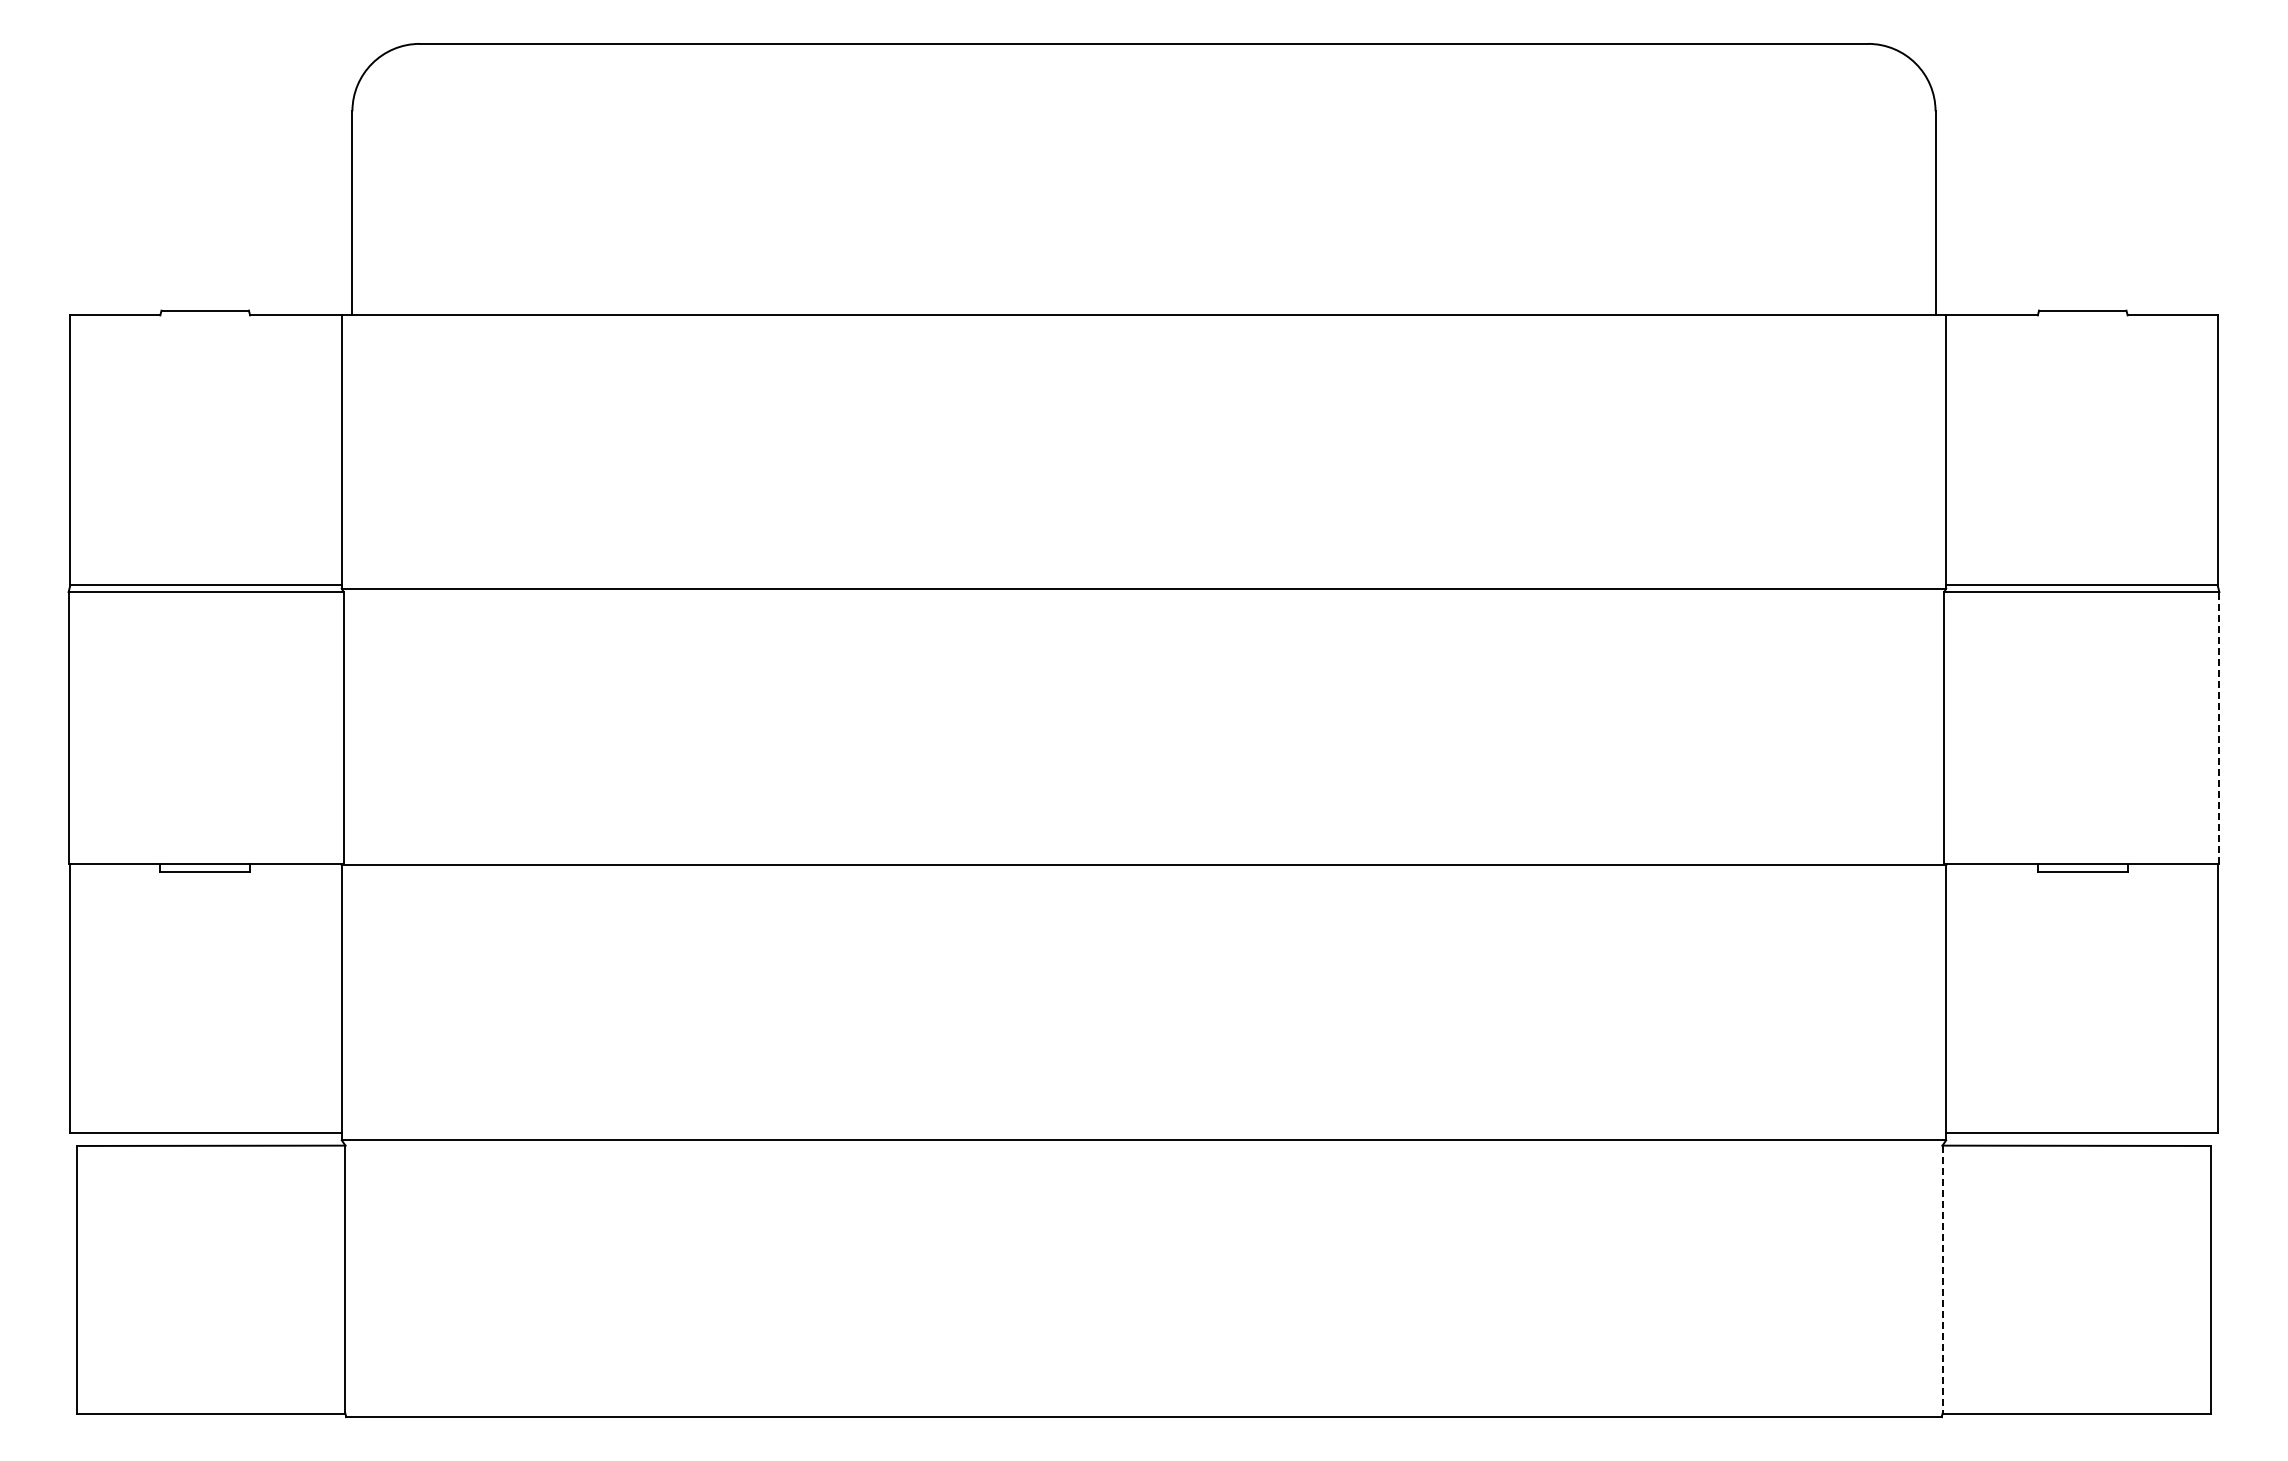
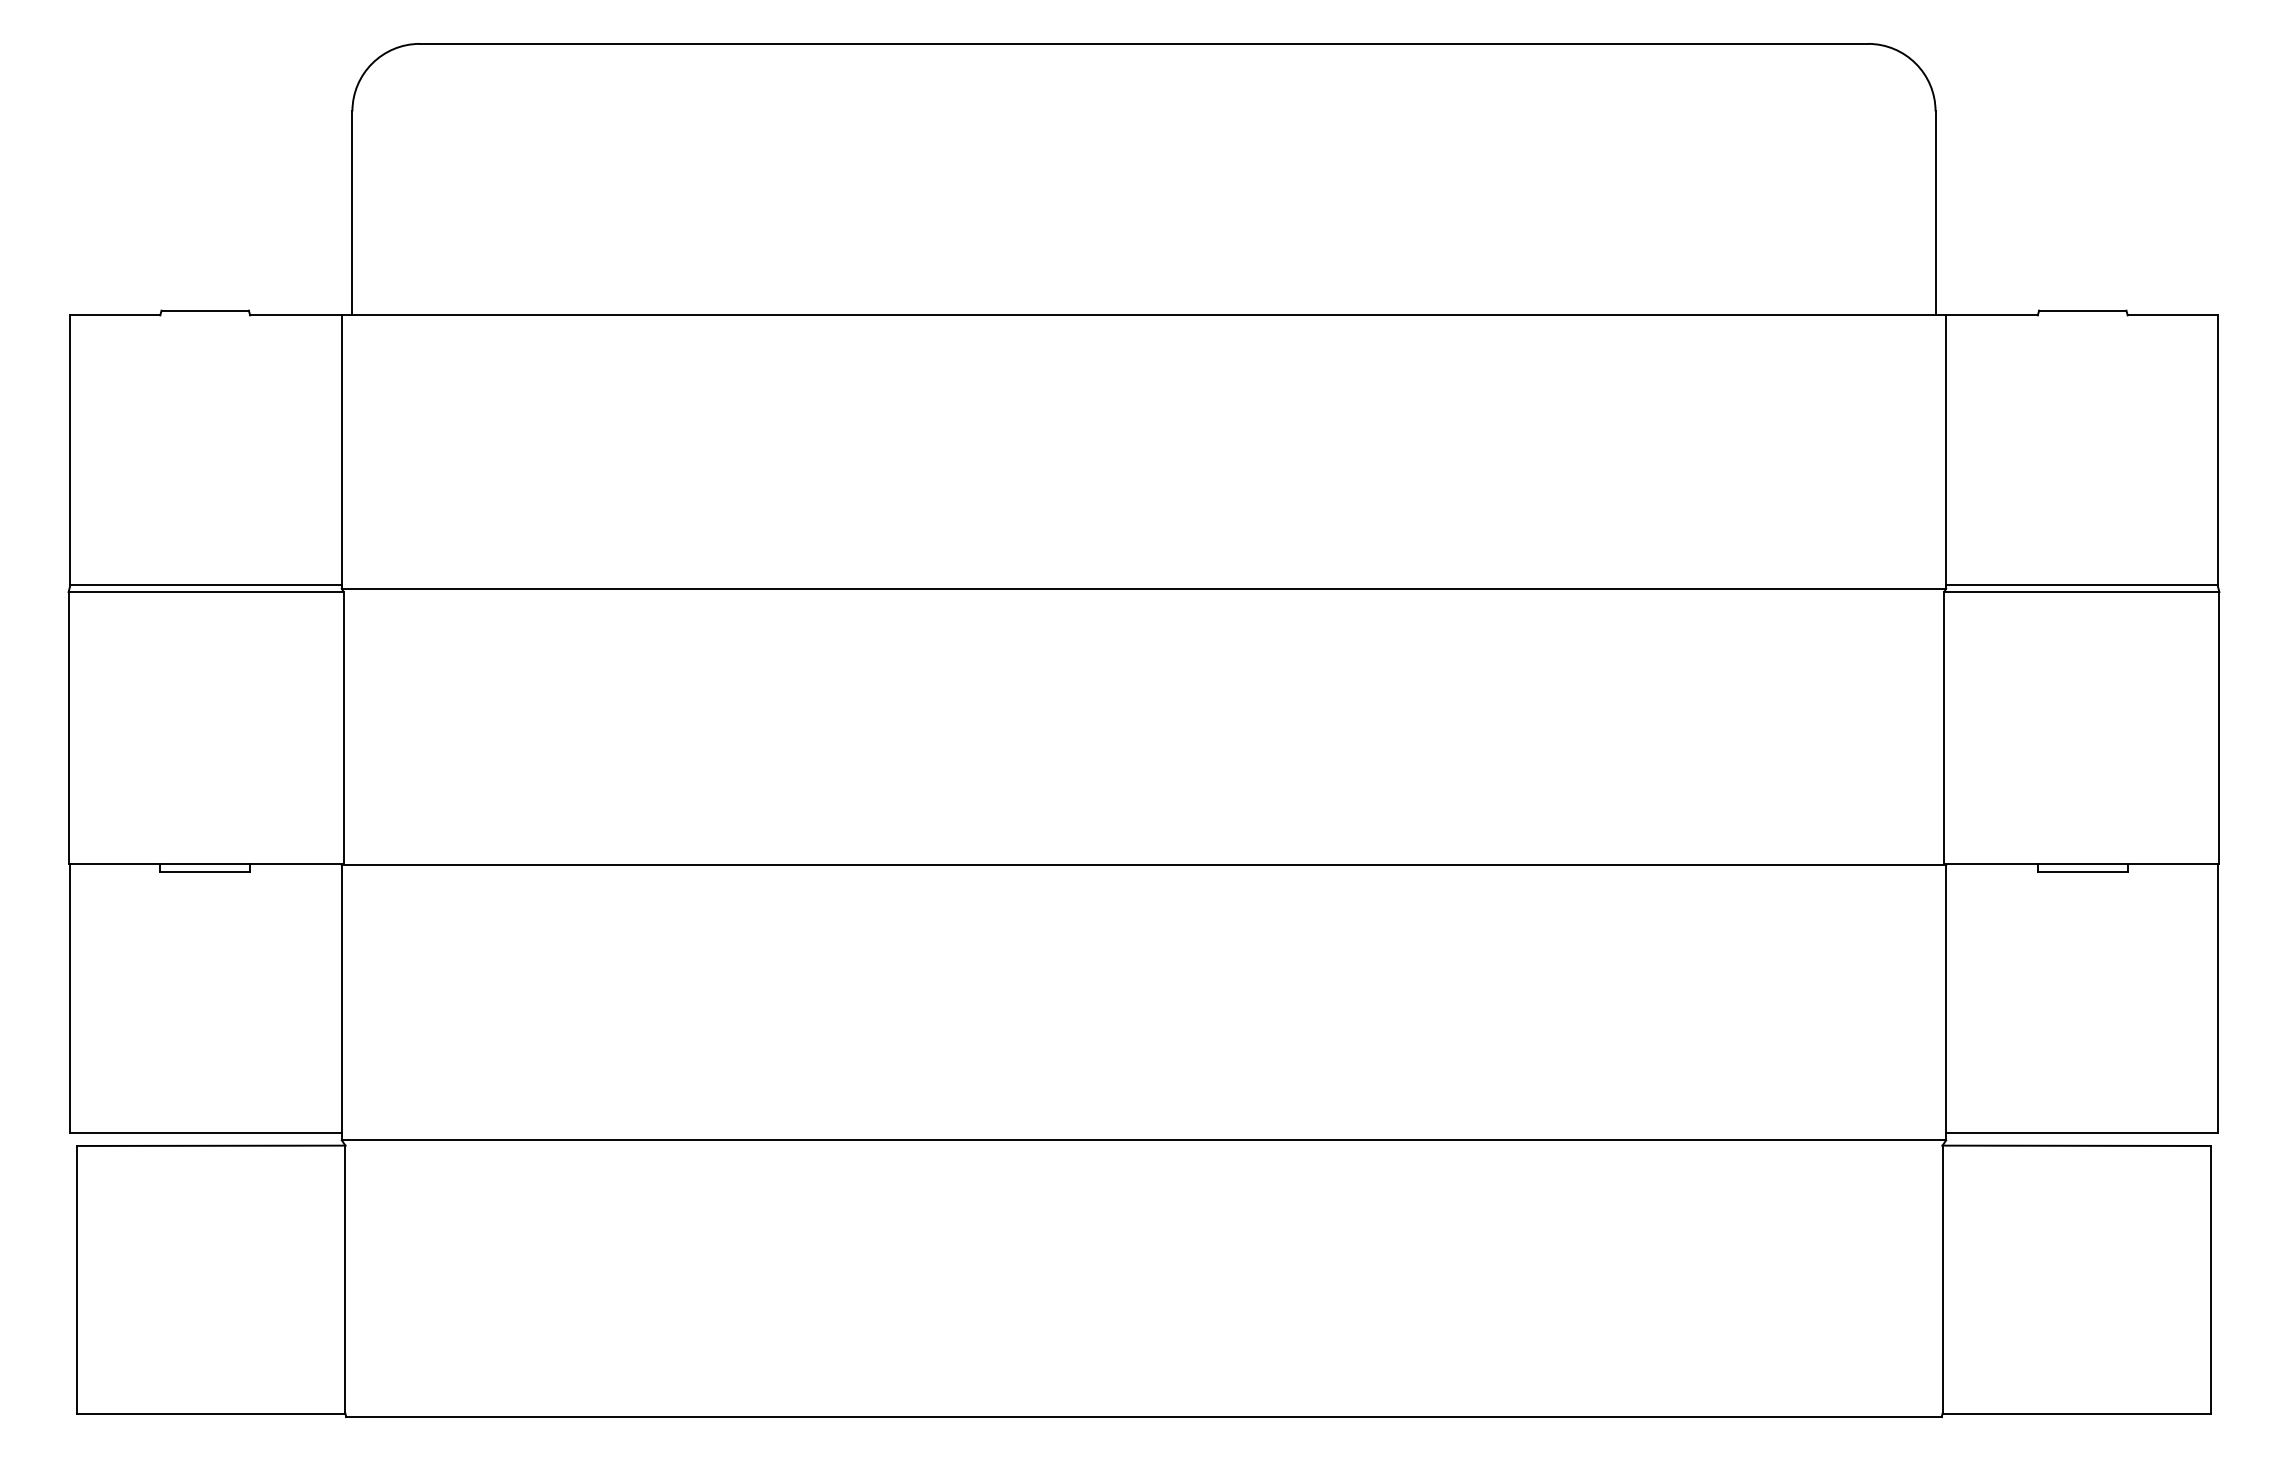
line: dashed -> solid (2219, 727)
line: dashed -> solid (1942, 1279)
